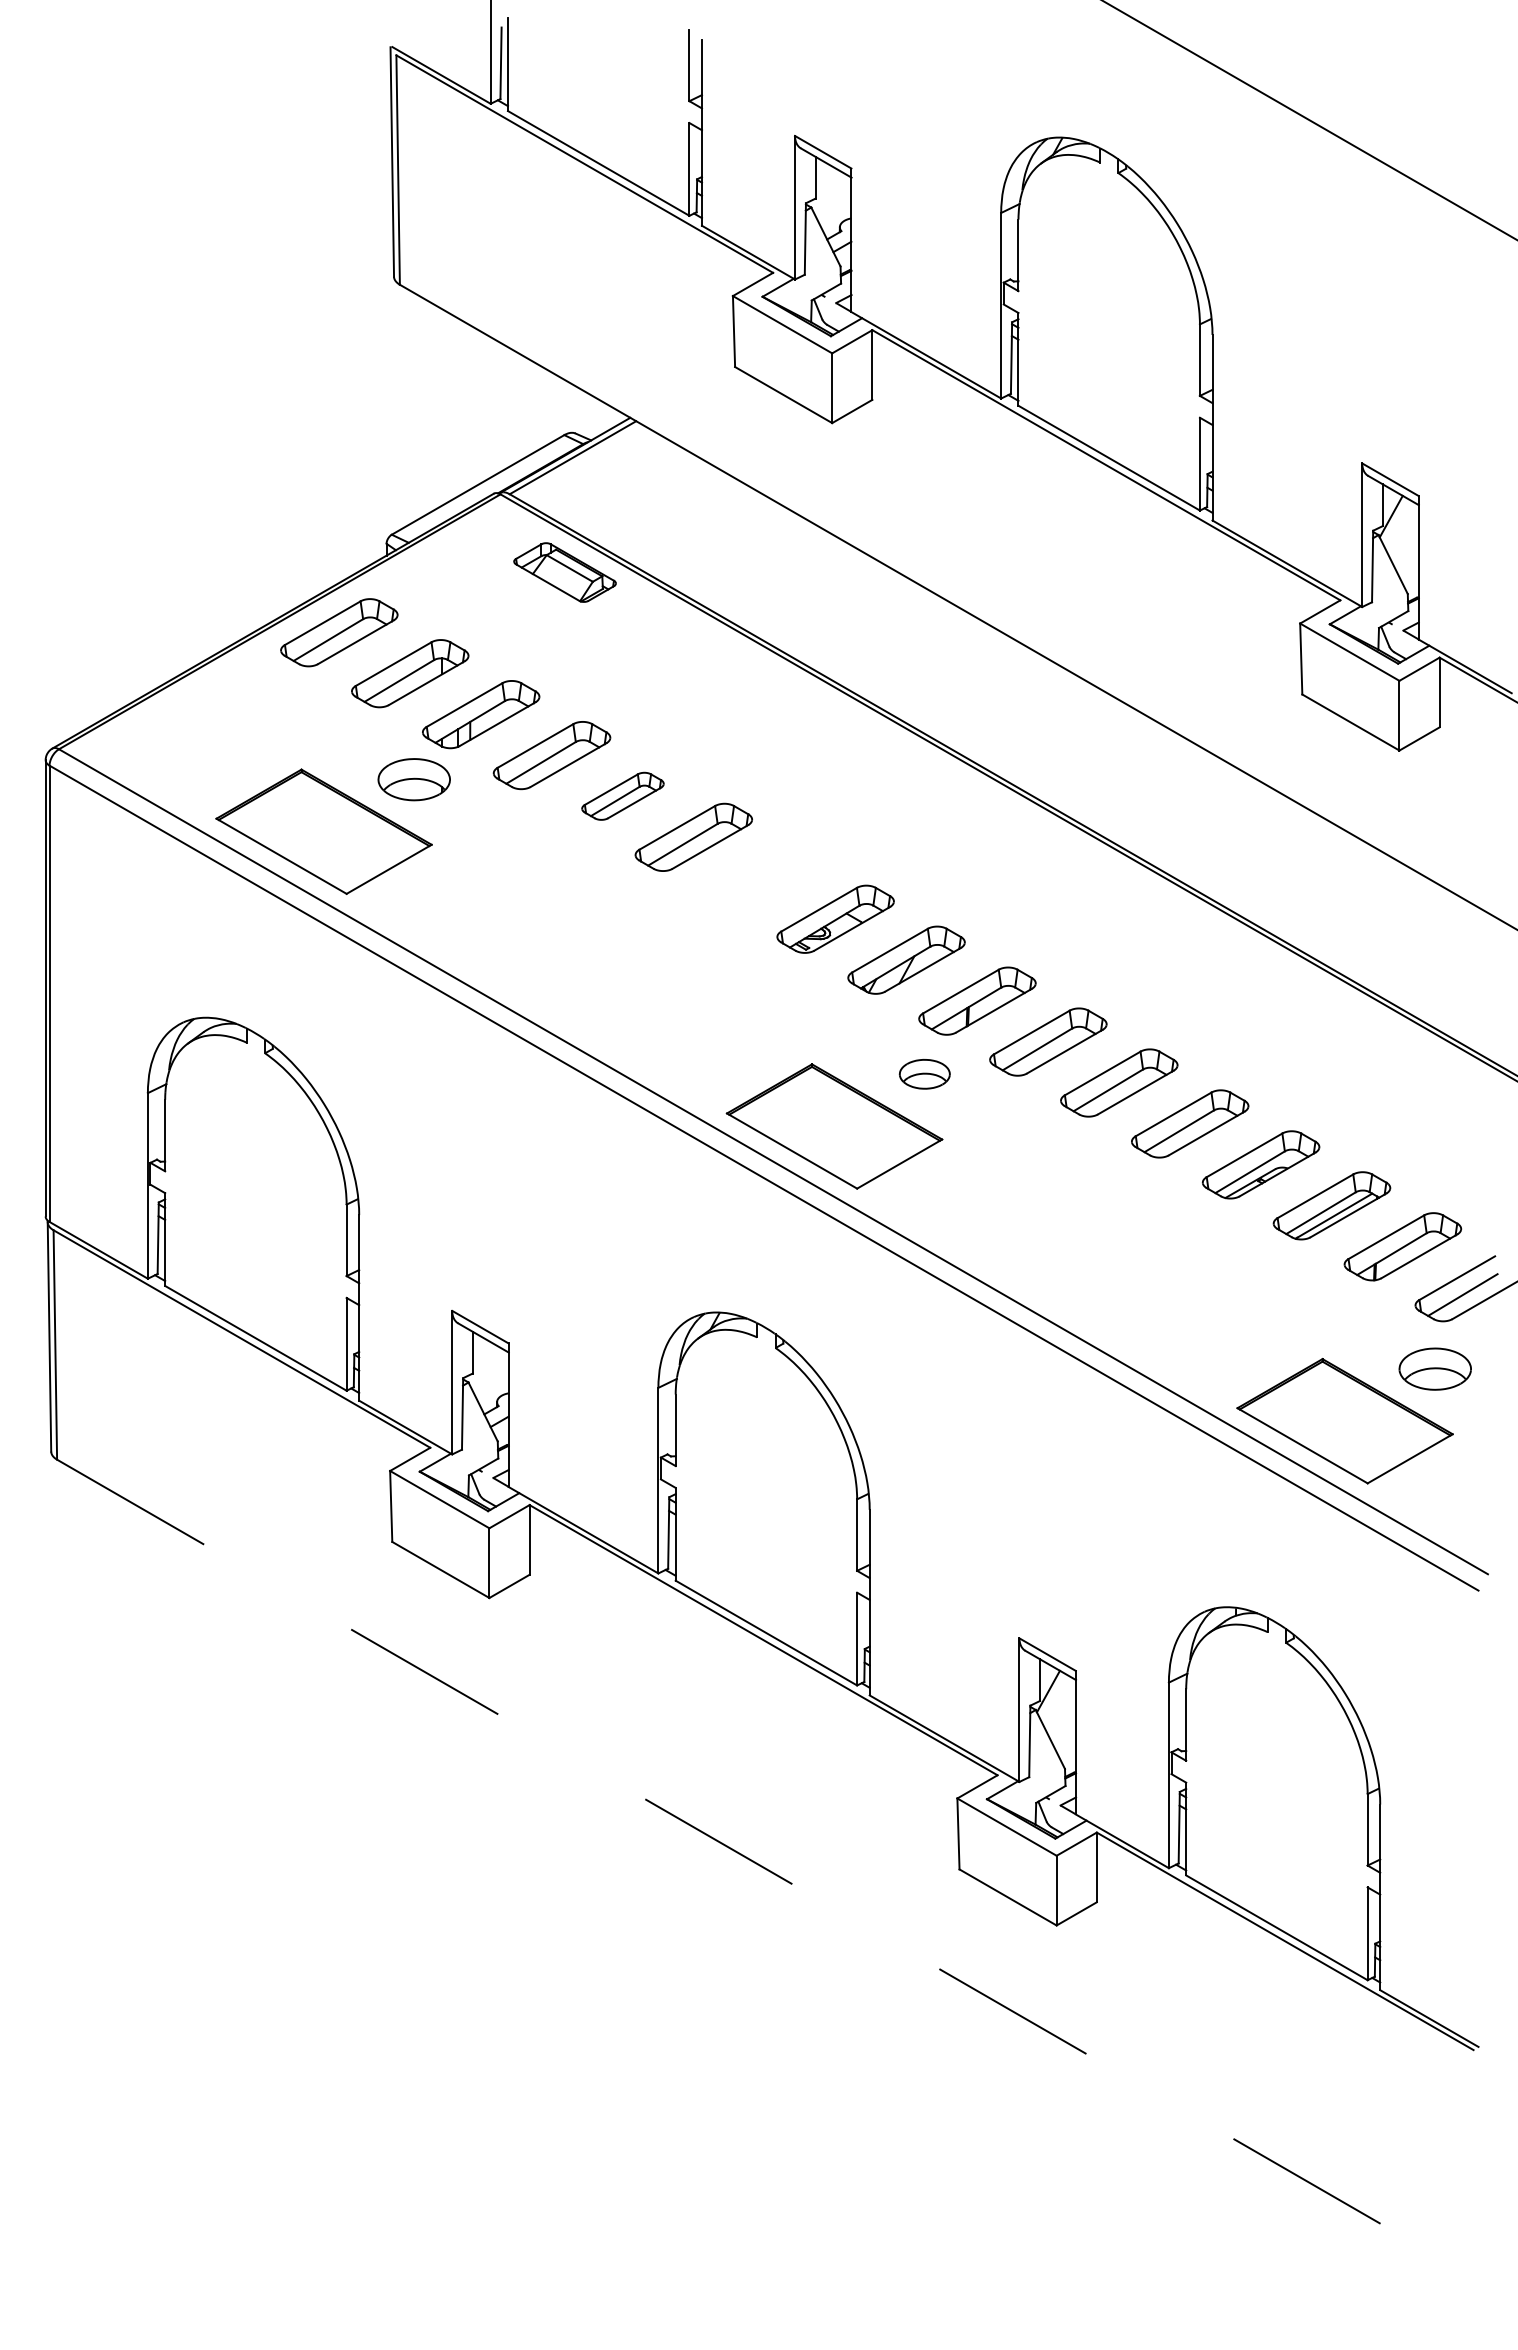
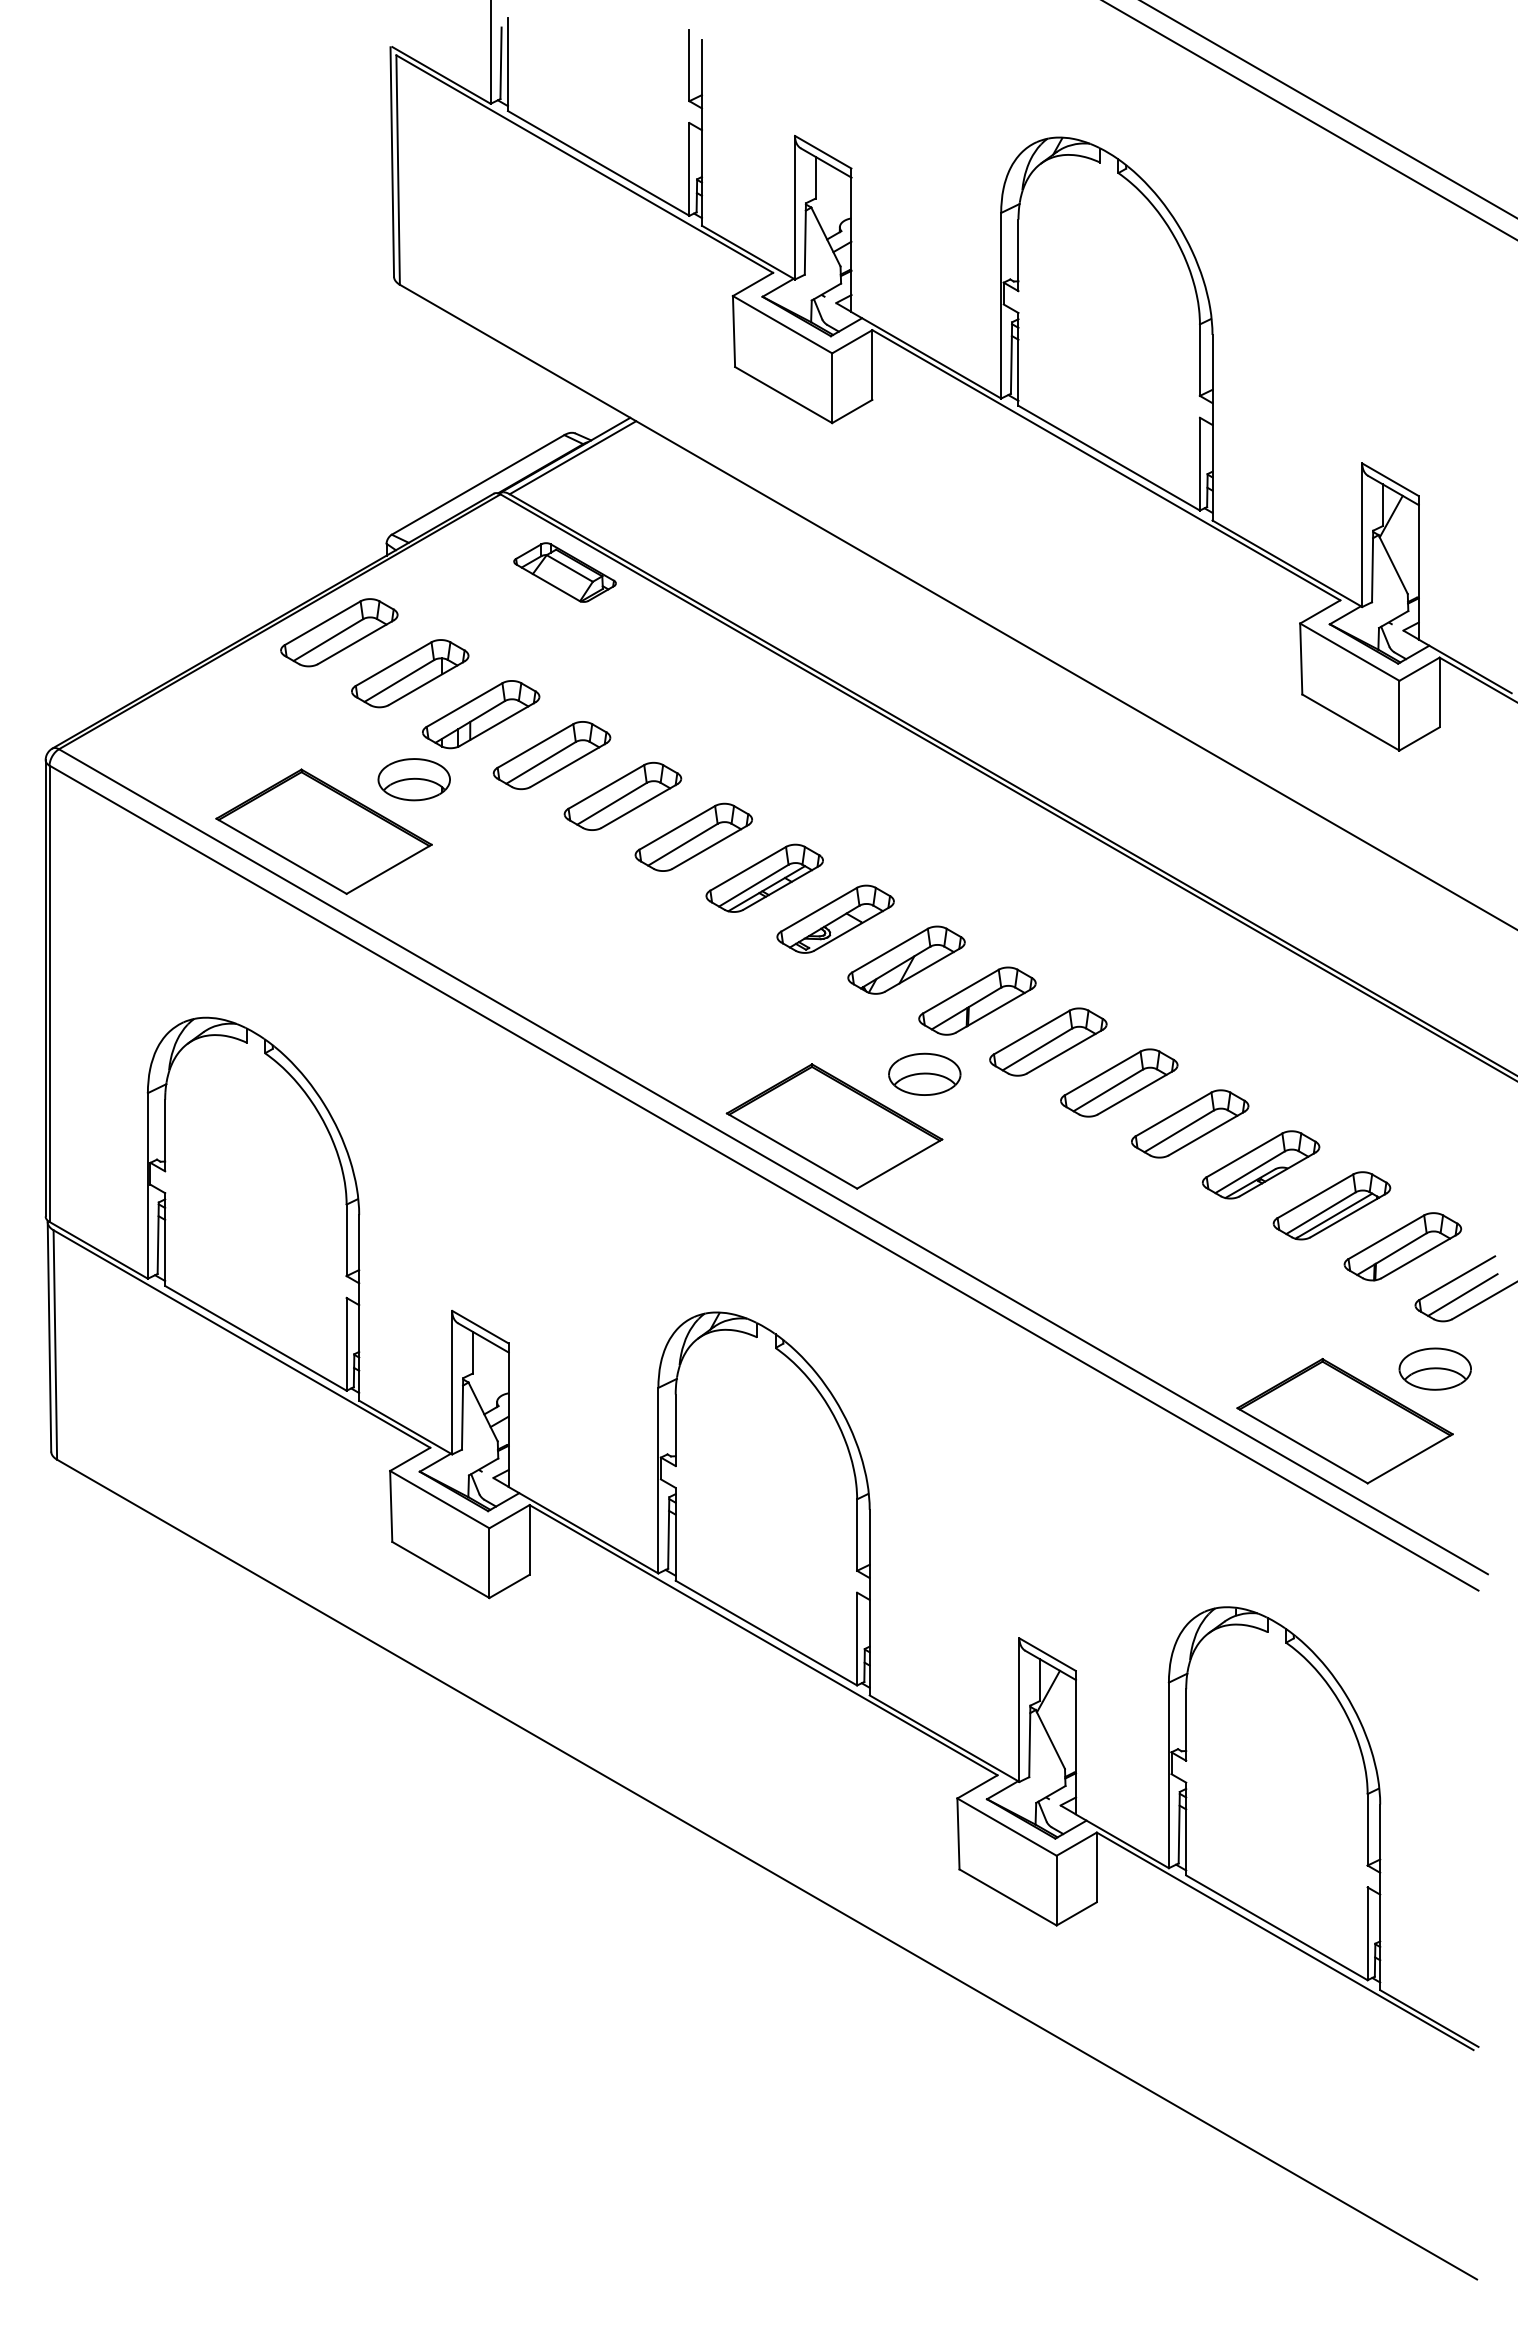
line: none -> present (1328, 109)
part size: 84x50 px -> 120x70 px (622, 795)
part: none -> present (764, 877)
part size: 53x31 px -> 74x44 px (924, 1073)
line: dashed -> solid (767, 1869)
